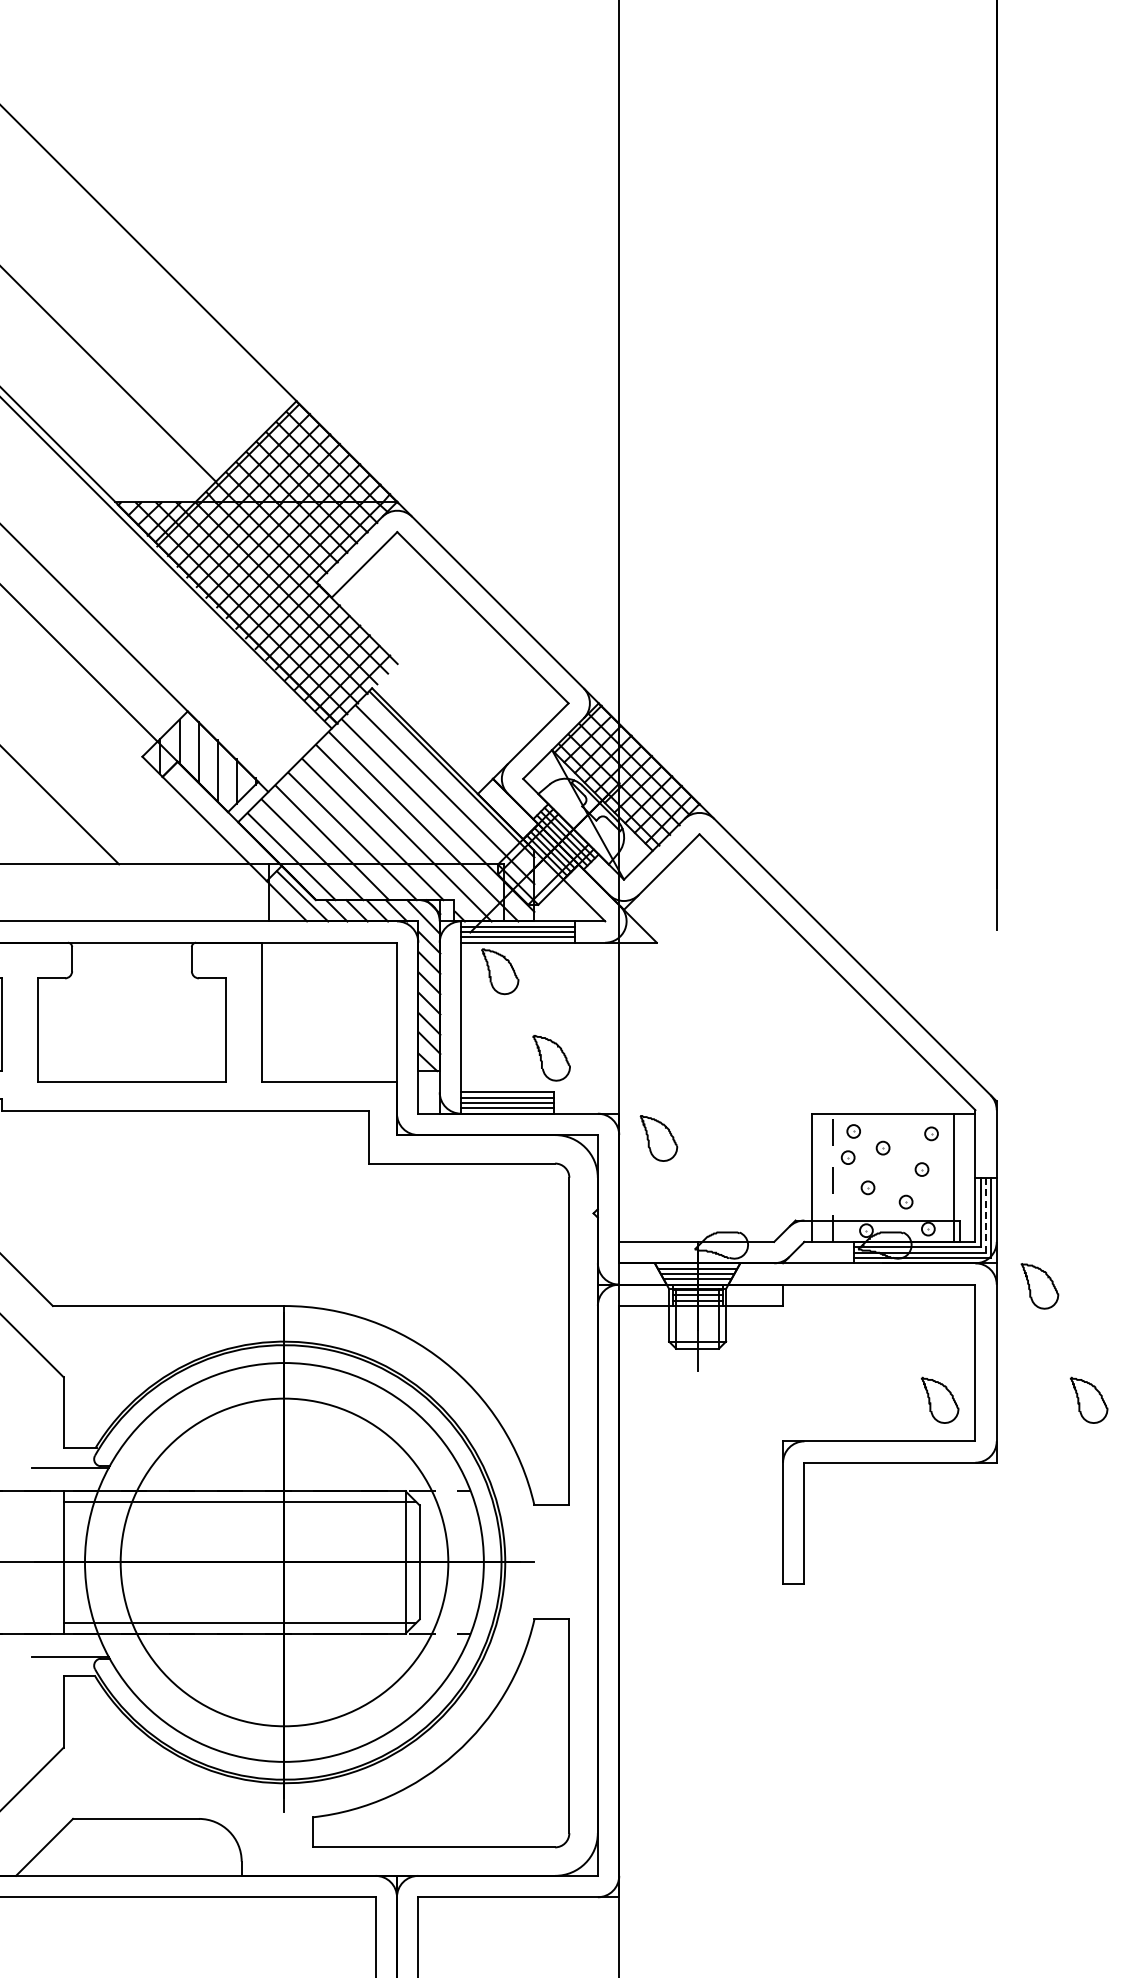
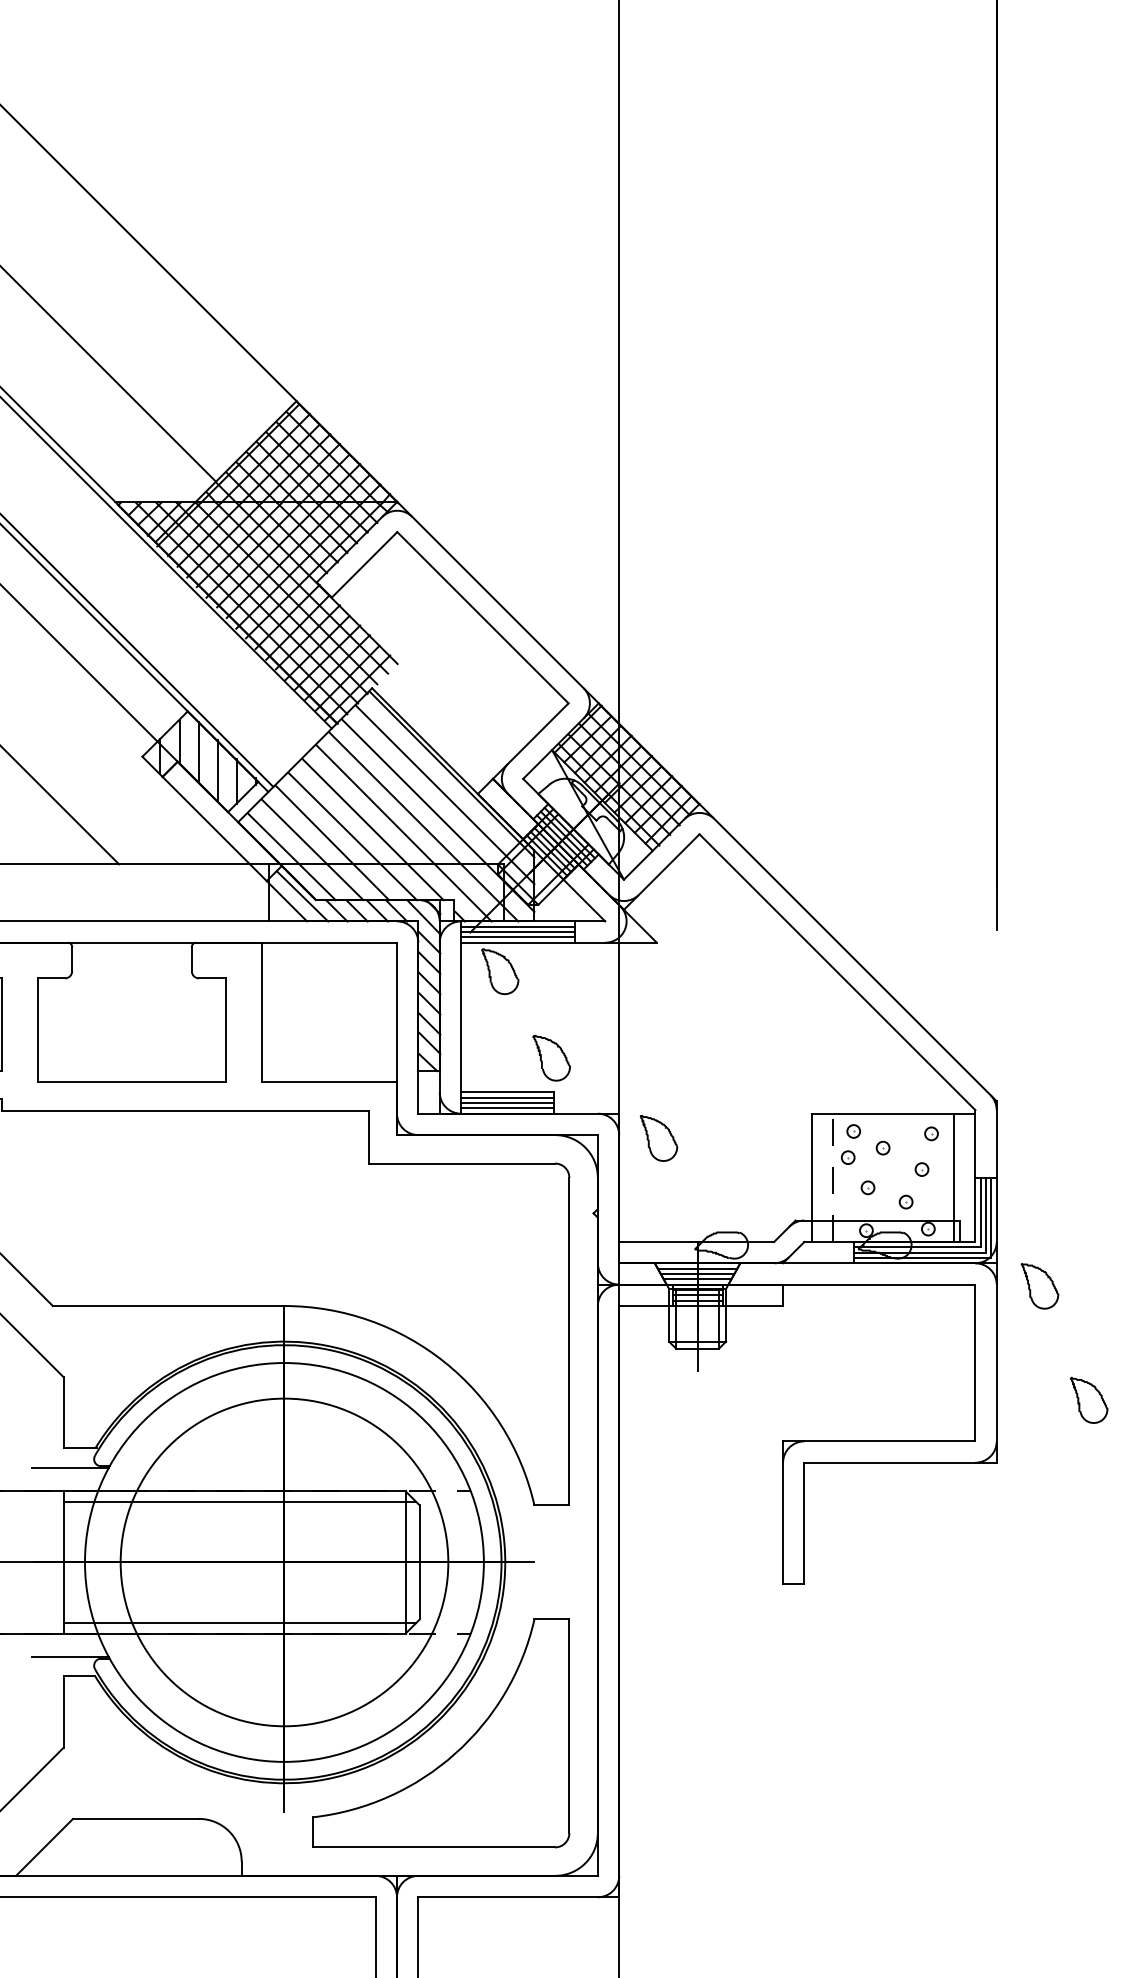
line: none -> present (137, 651)
line: dashed -> solid (986, 1214)
part: present -> none (939, 1399)
